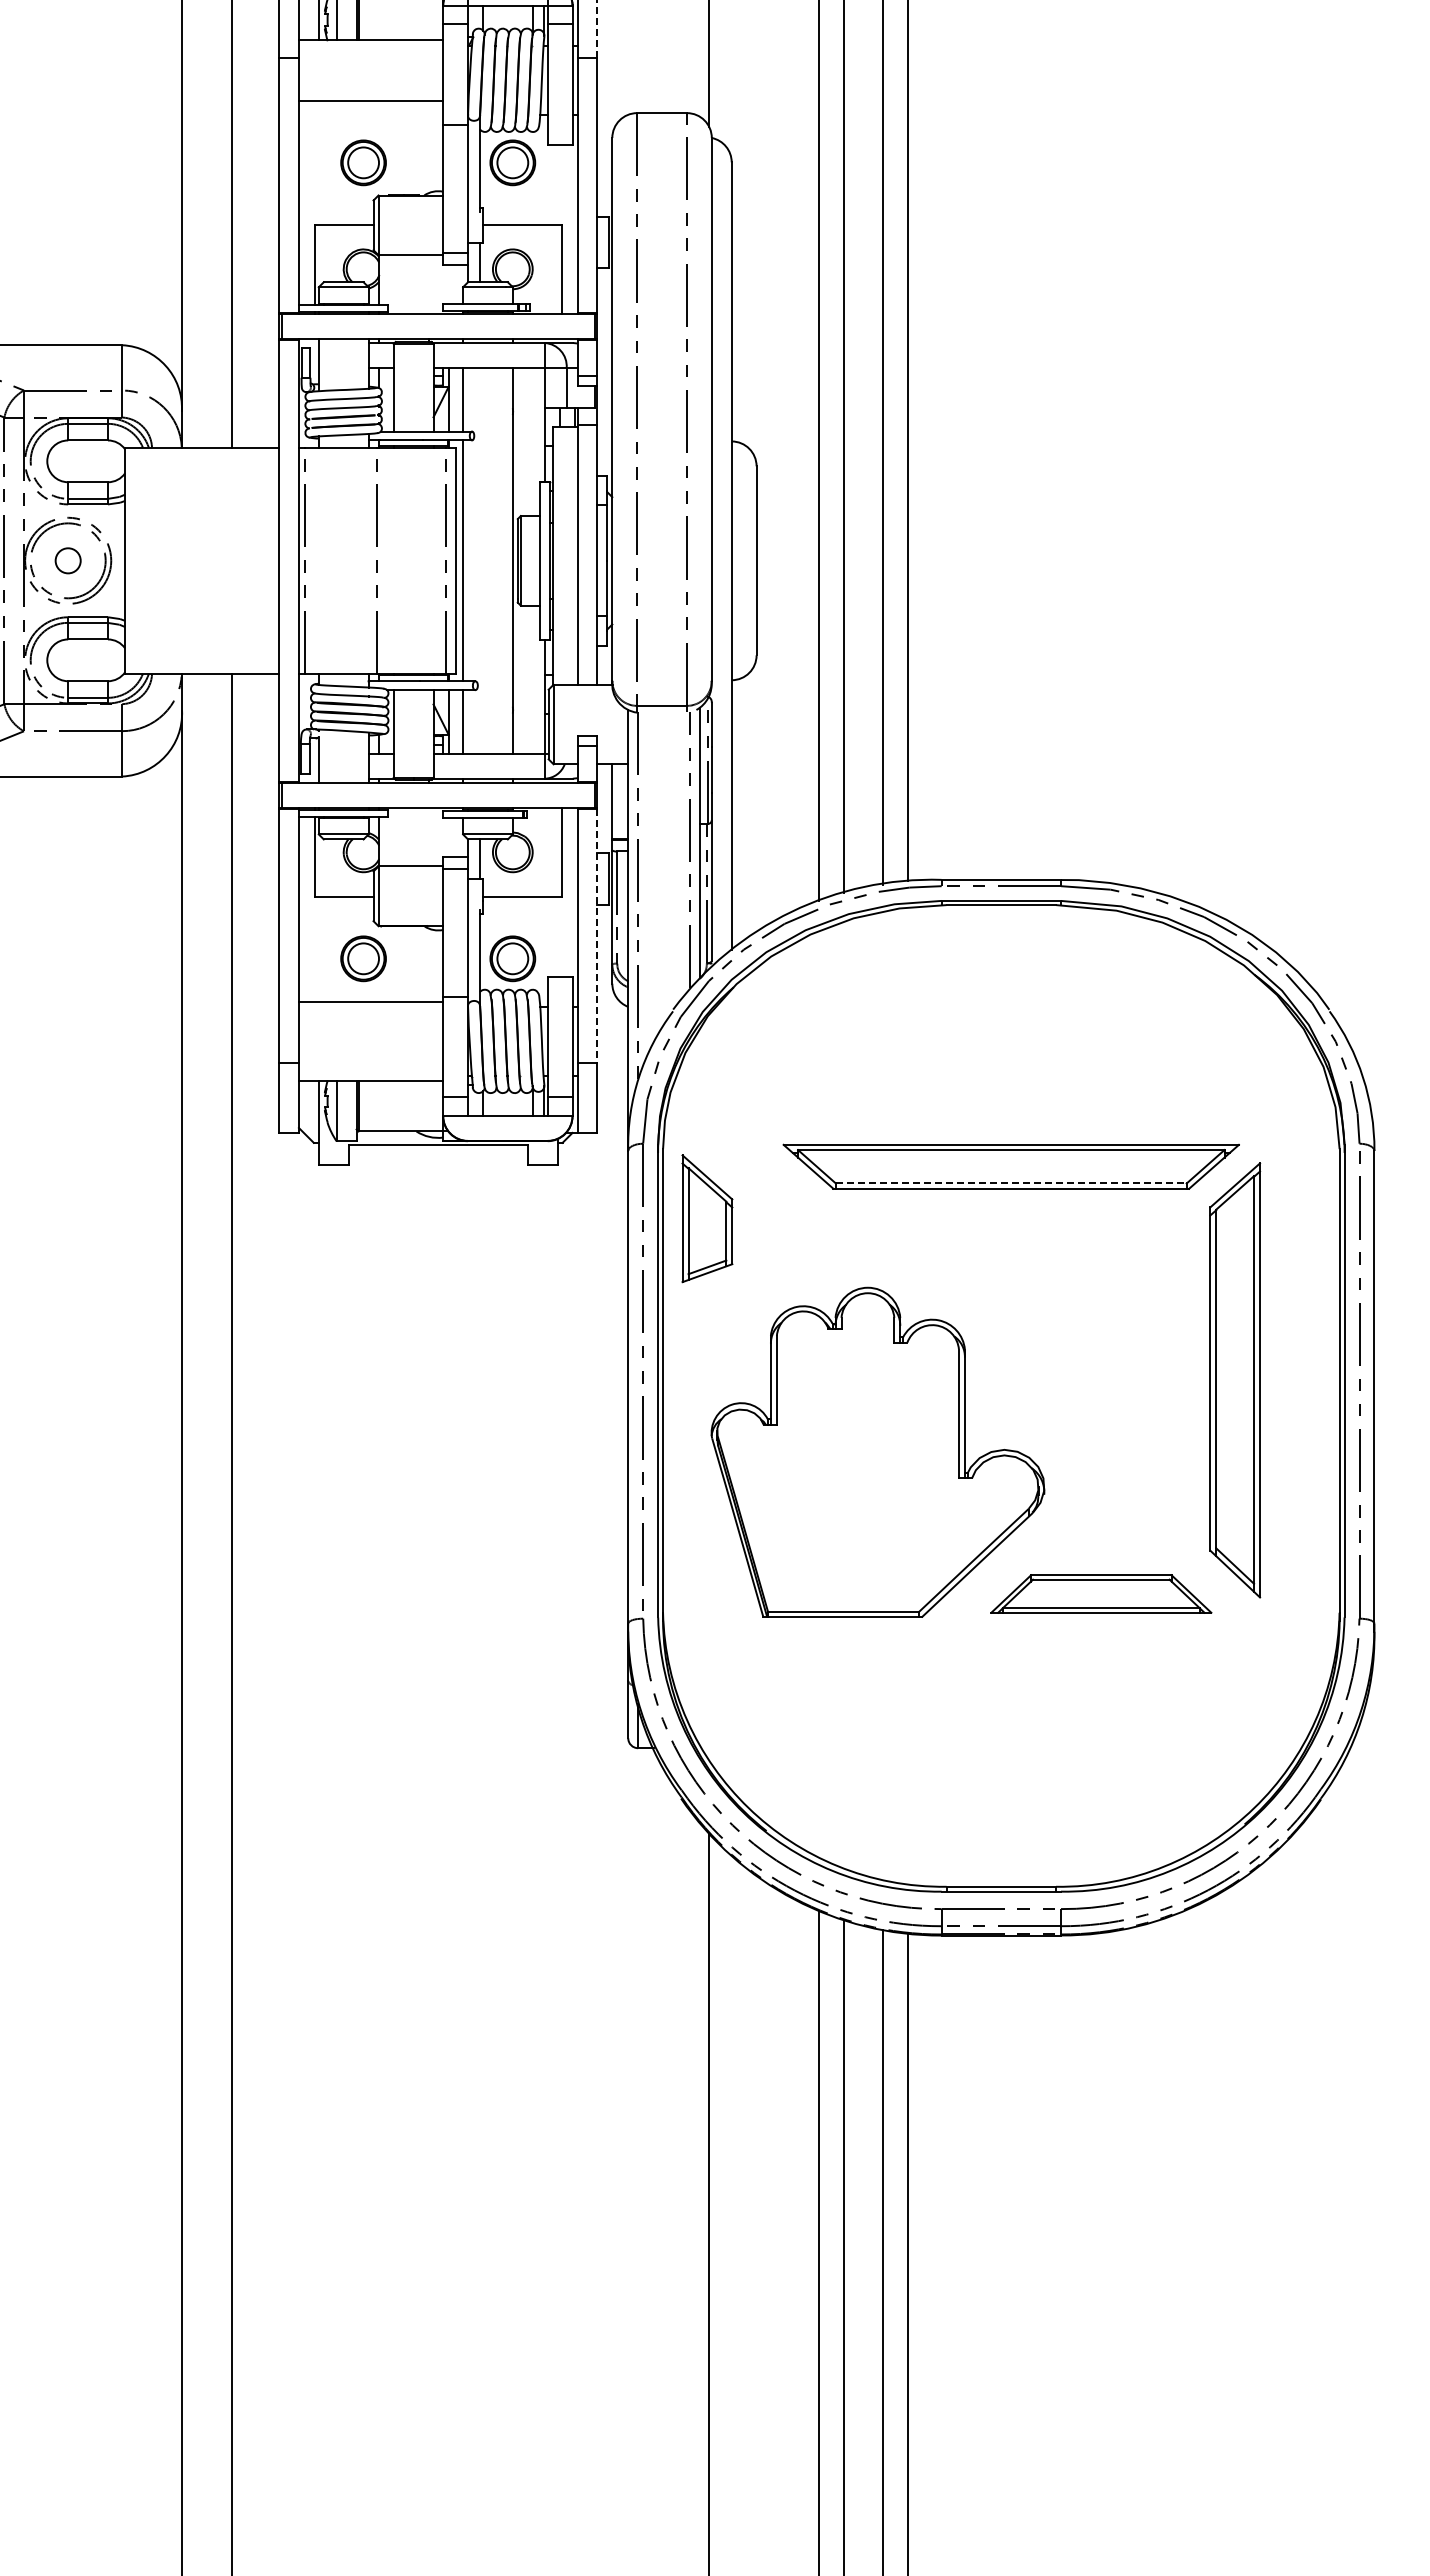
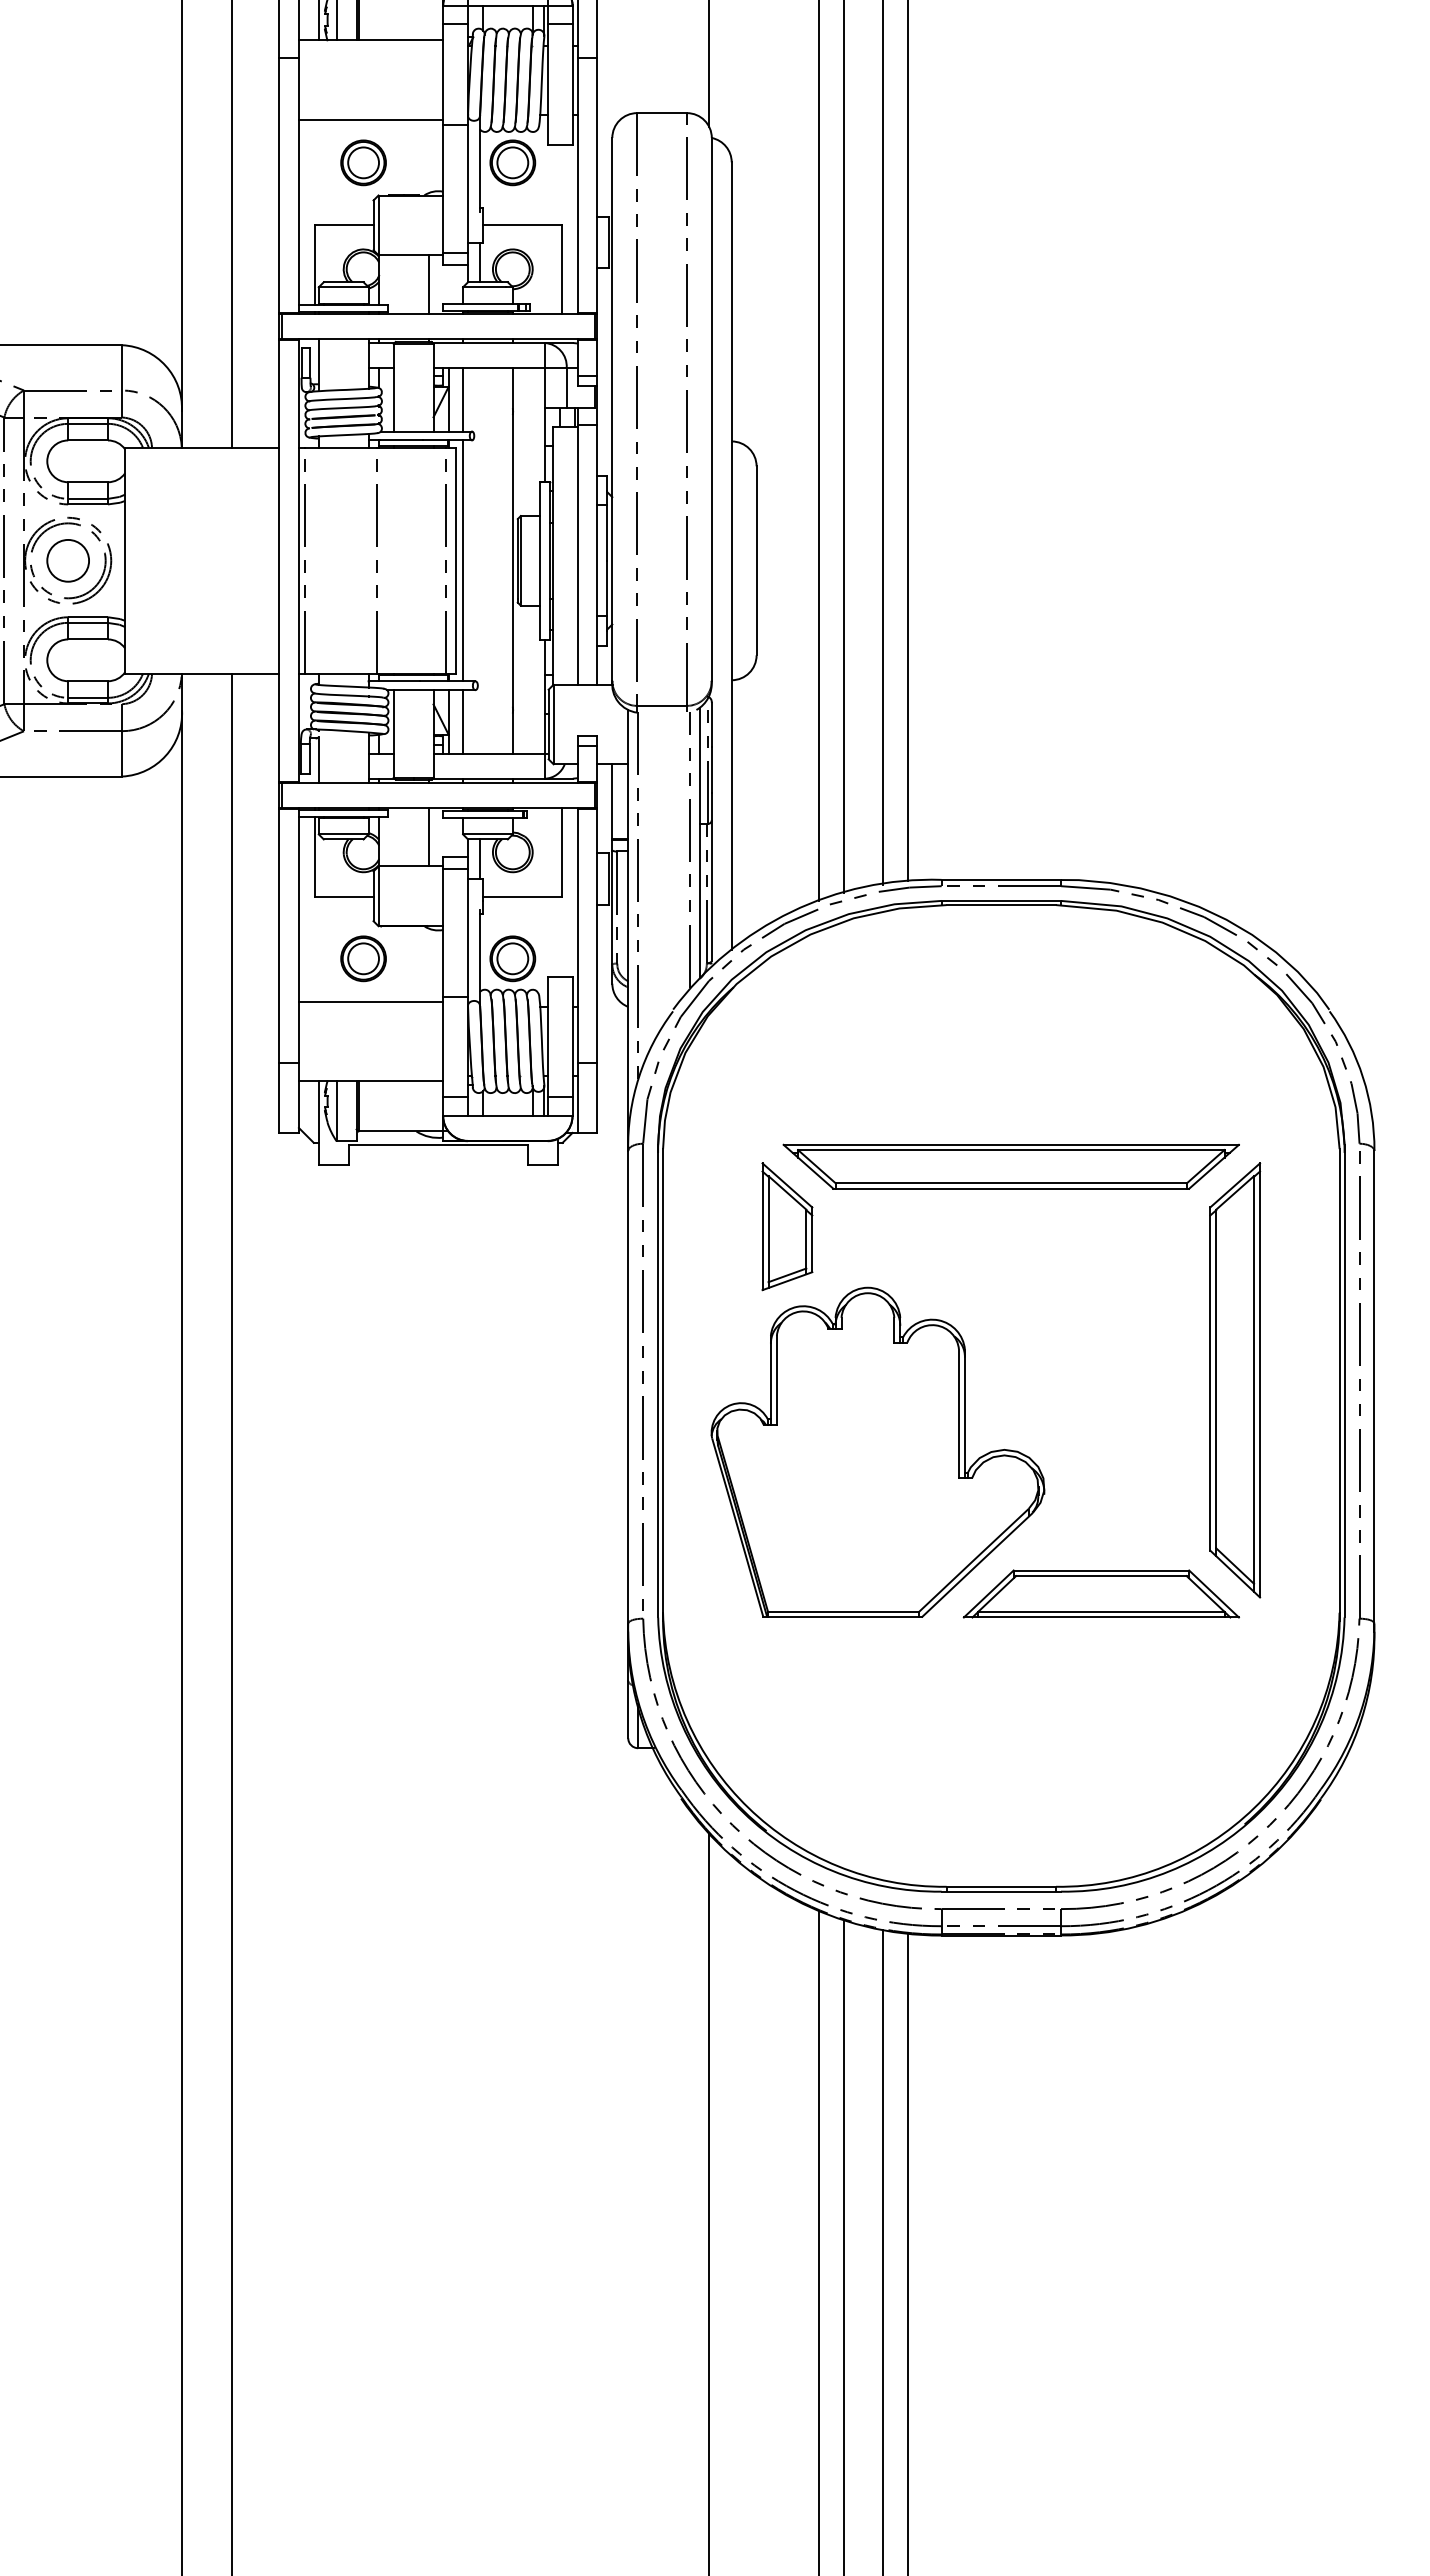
line: dashed -> solid (597, 29)
line position: (370, 101) -> (370, 120) (370, 120)
line: none -> present (428, 284)
circle diameter: 25 px -> 42 px (68, 560)
line: none -> present (428, 836)
line: dashed -> solid (597, 936)
line: dashed -> solid (1011, 1183)
part position: (707, 1218) -> (787, 1226) (787, 1226)
part size: 223x40 px -> 278x50 px (1100, 1593)
